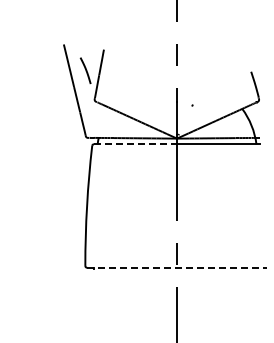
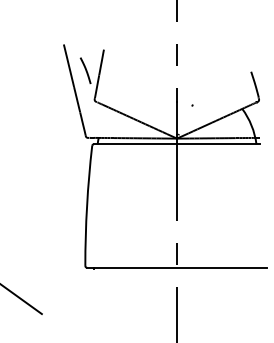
line: dashed -> solid (135, 144)
line: dashed -> solid (177, 267)
line: none -> present (21, 299)
